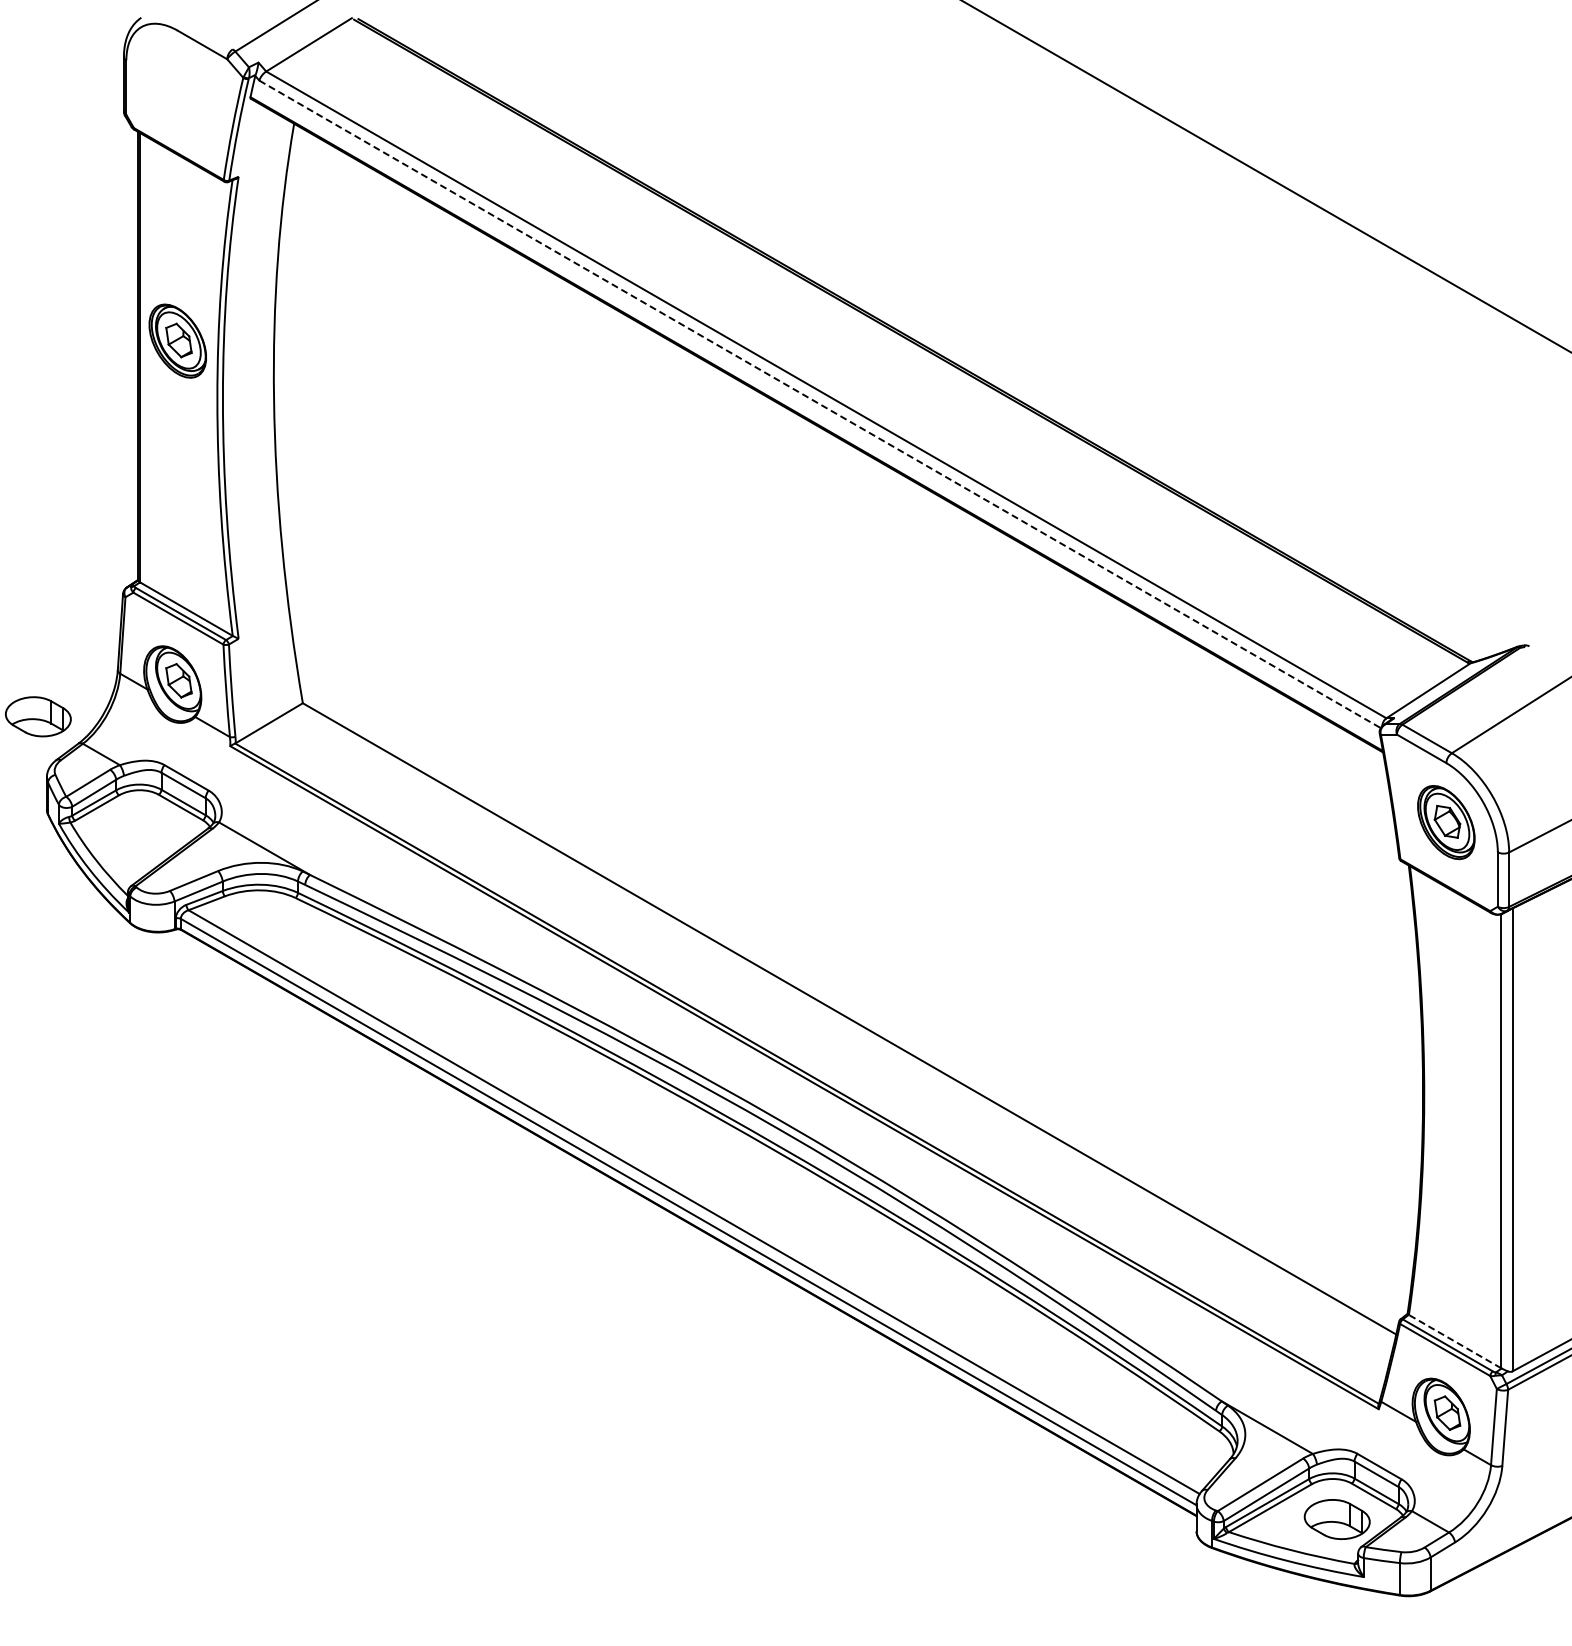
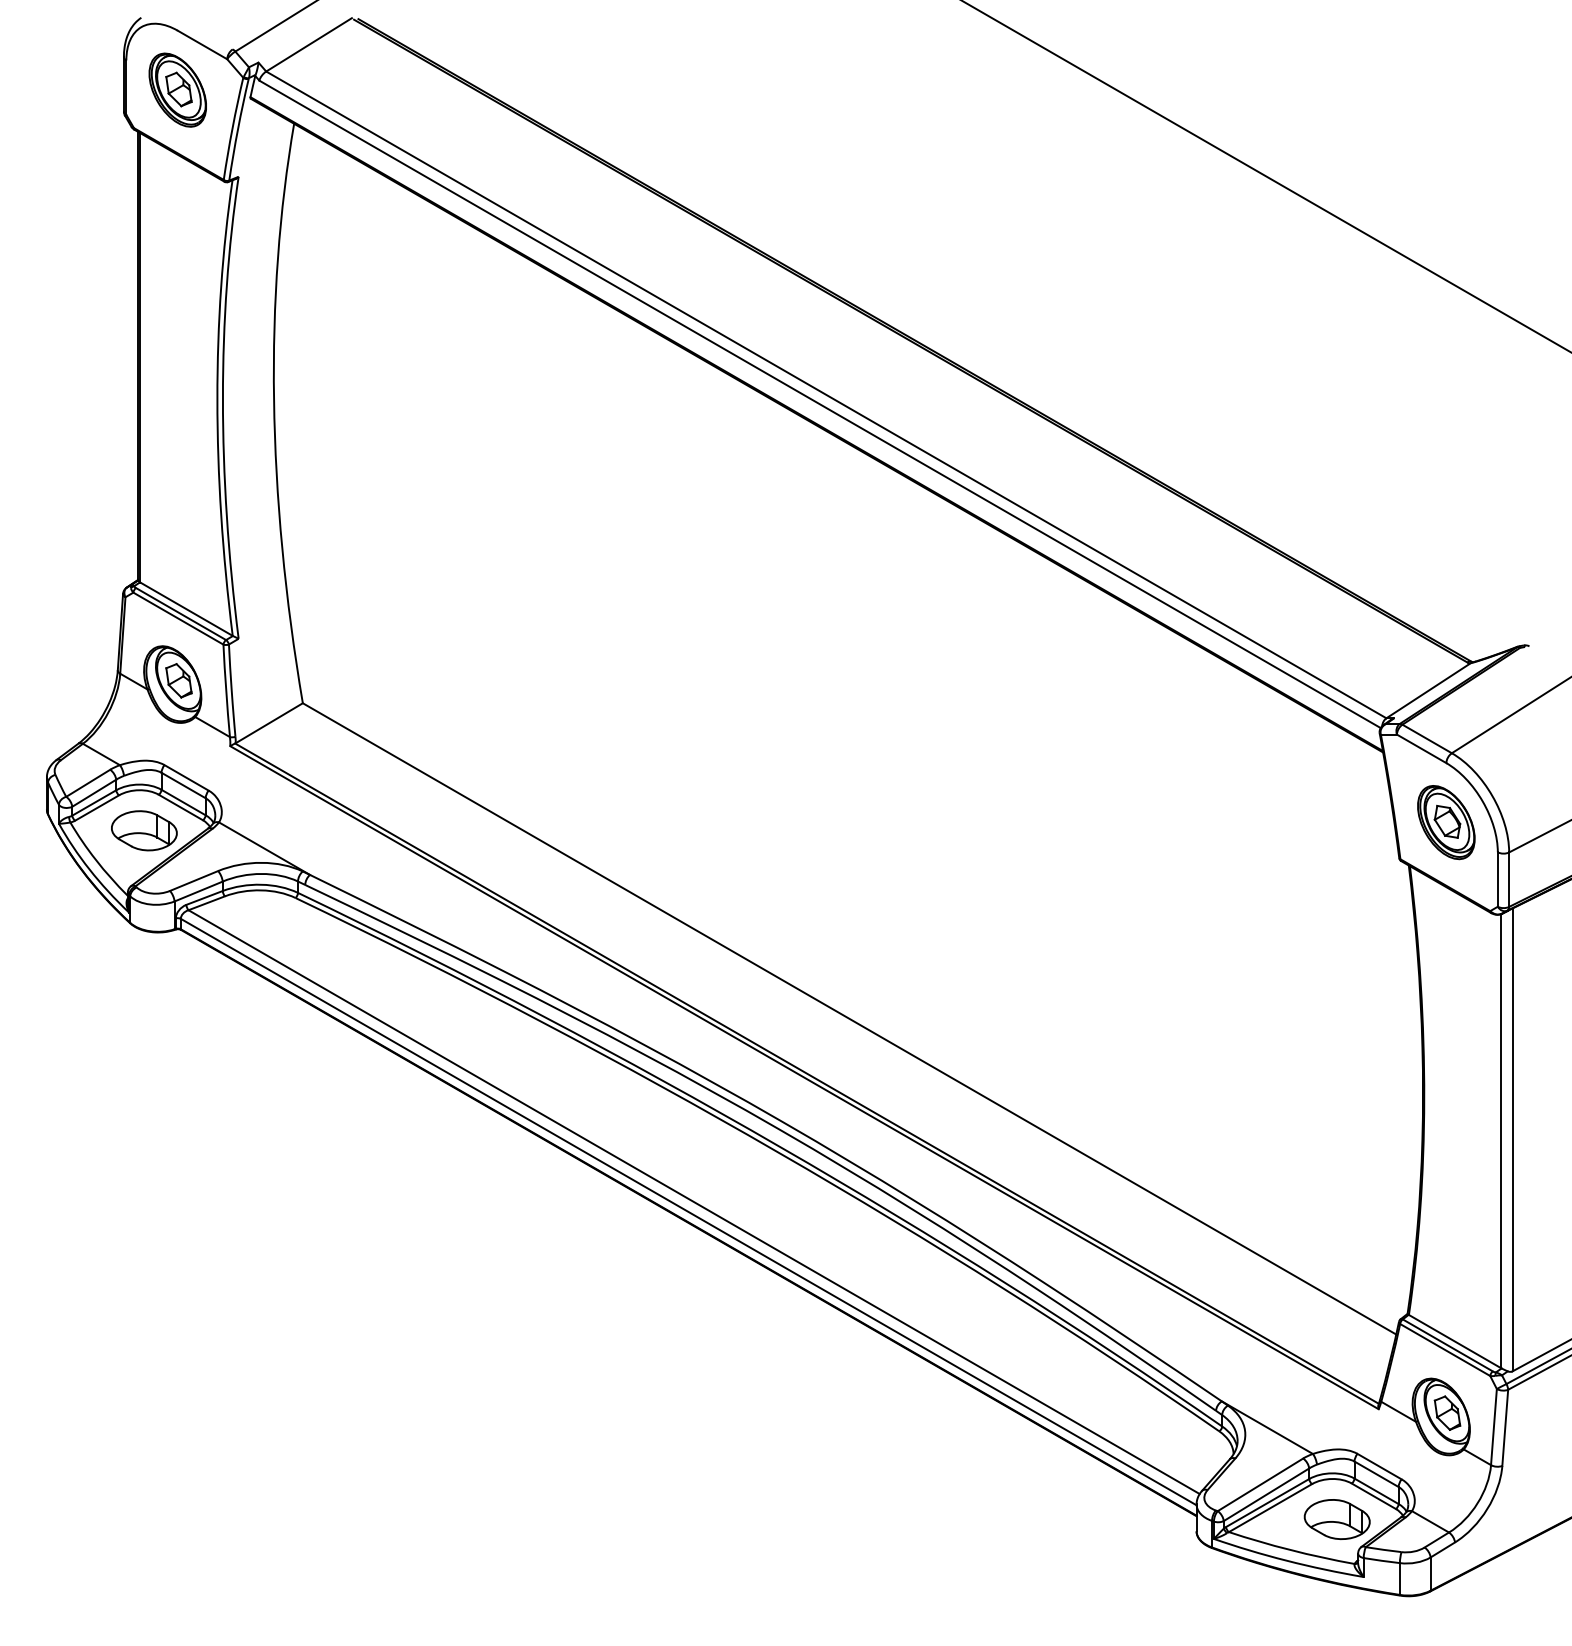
part position: (177, 340) -> (177, 89) (177, 89)
line: dashed -> solid (820, 404)
part position: (38, 716) -> (144, 830) (144, 830)
line: dashed -> solid (1454, 1341)
